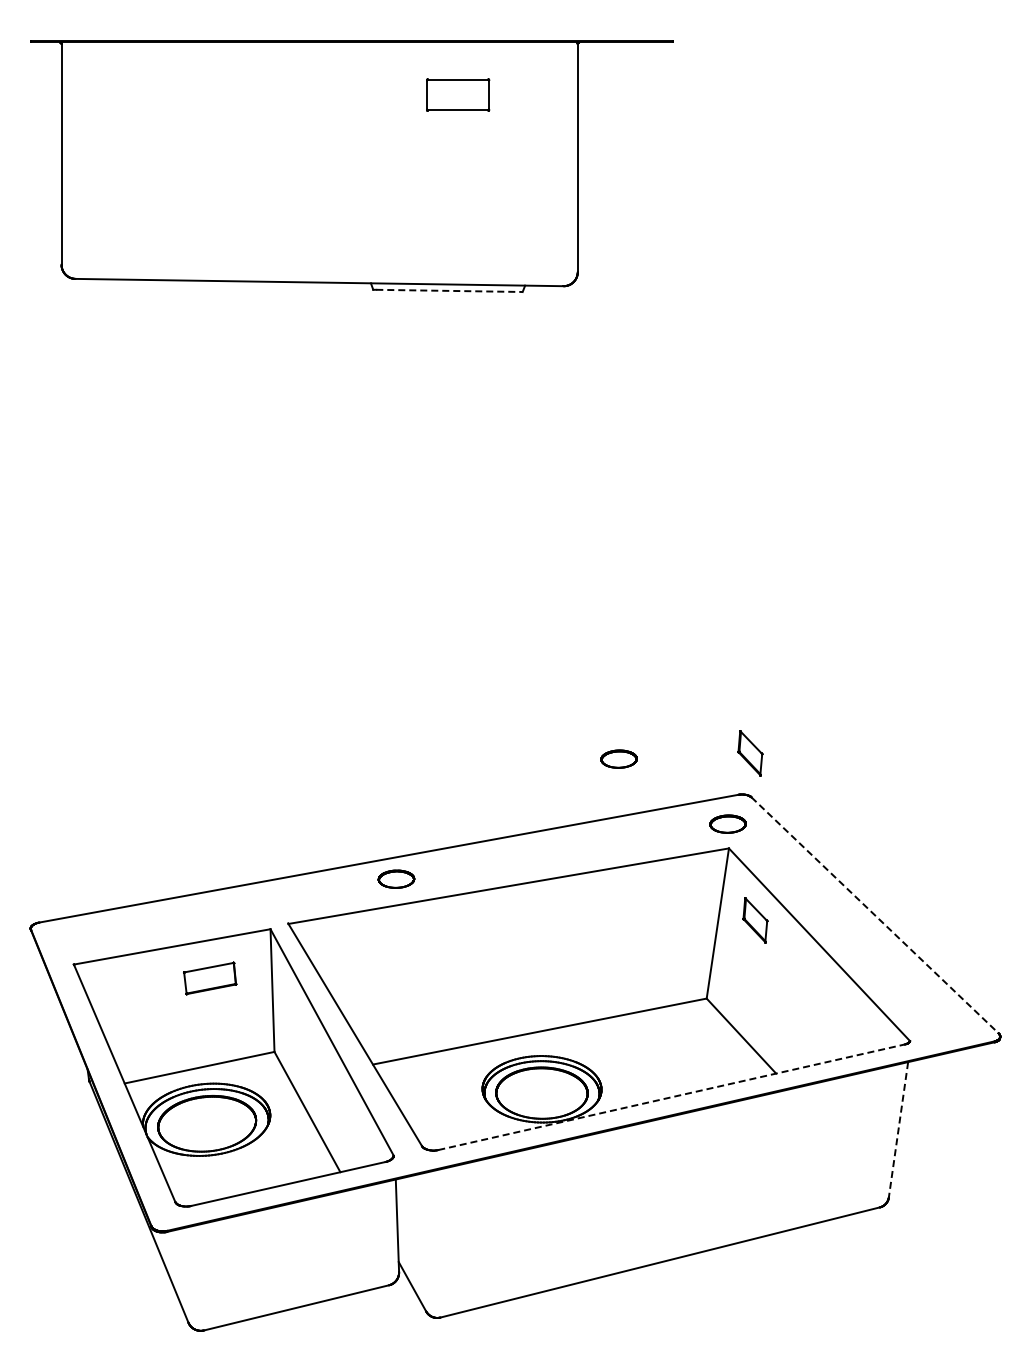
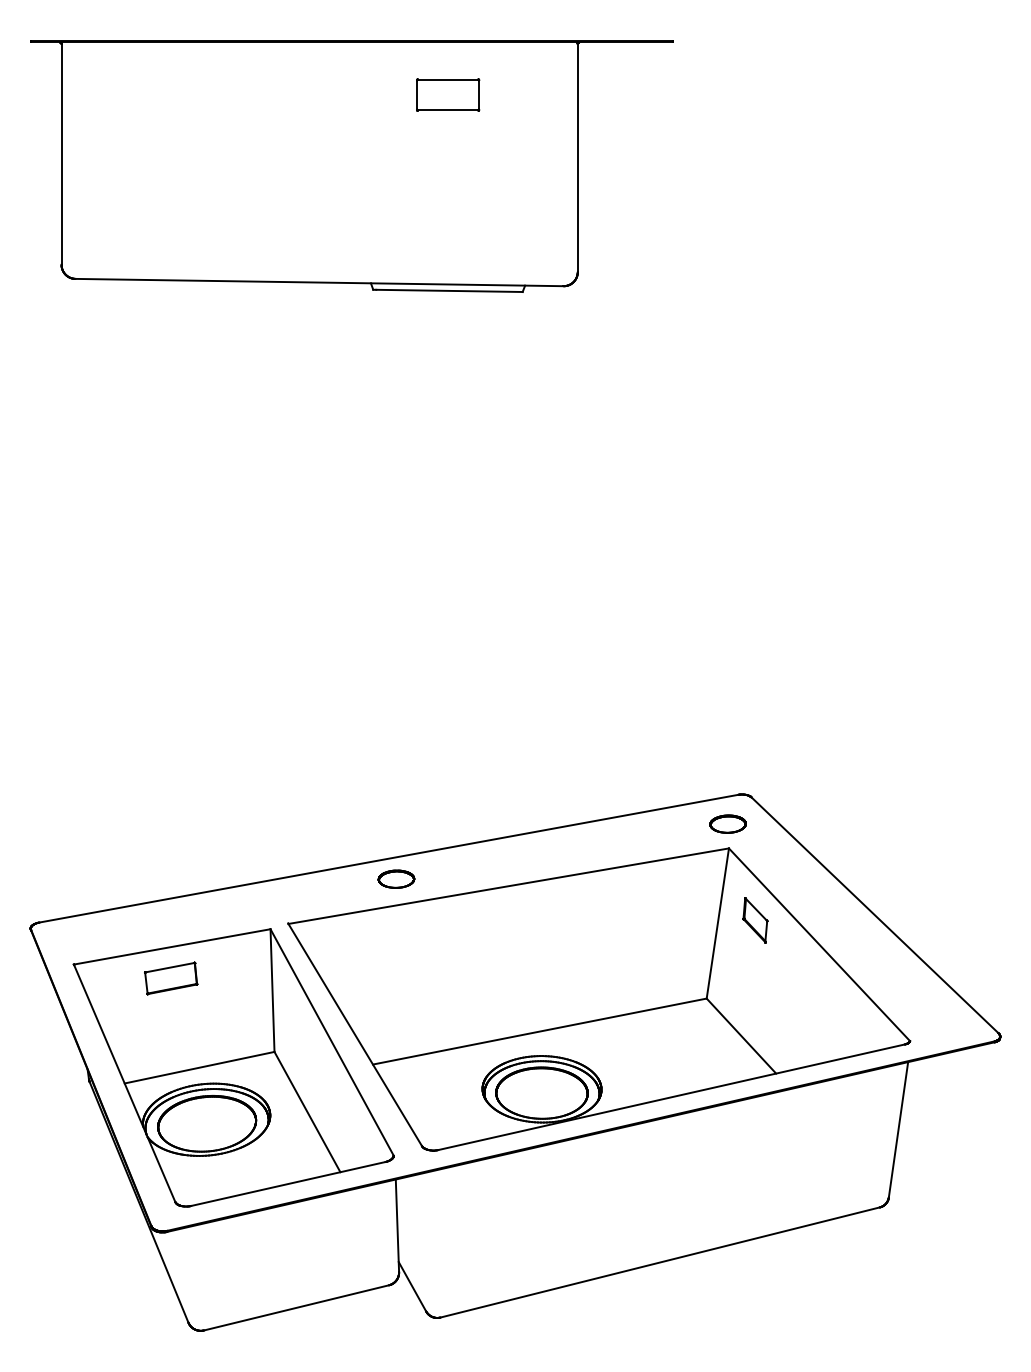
part position: (458, 94) -> (448, 94) (448, 94)
line: dashed -> solid (449, 290)
part: present -> none (750, 753)
part: present -> none (618, 758)
line: dashed -> solid (874, 915)
part position: (210, 978) -> (171, 978) (171, 978)
line: dashed -> solid (672, 1097)
line: dashed -> solid (898, 1130)
